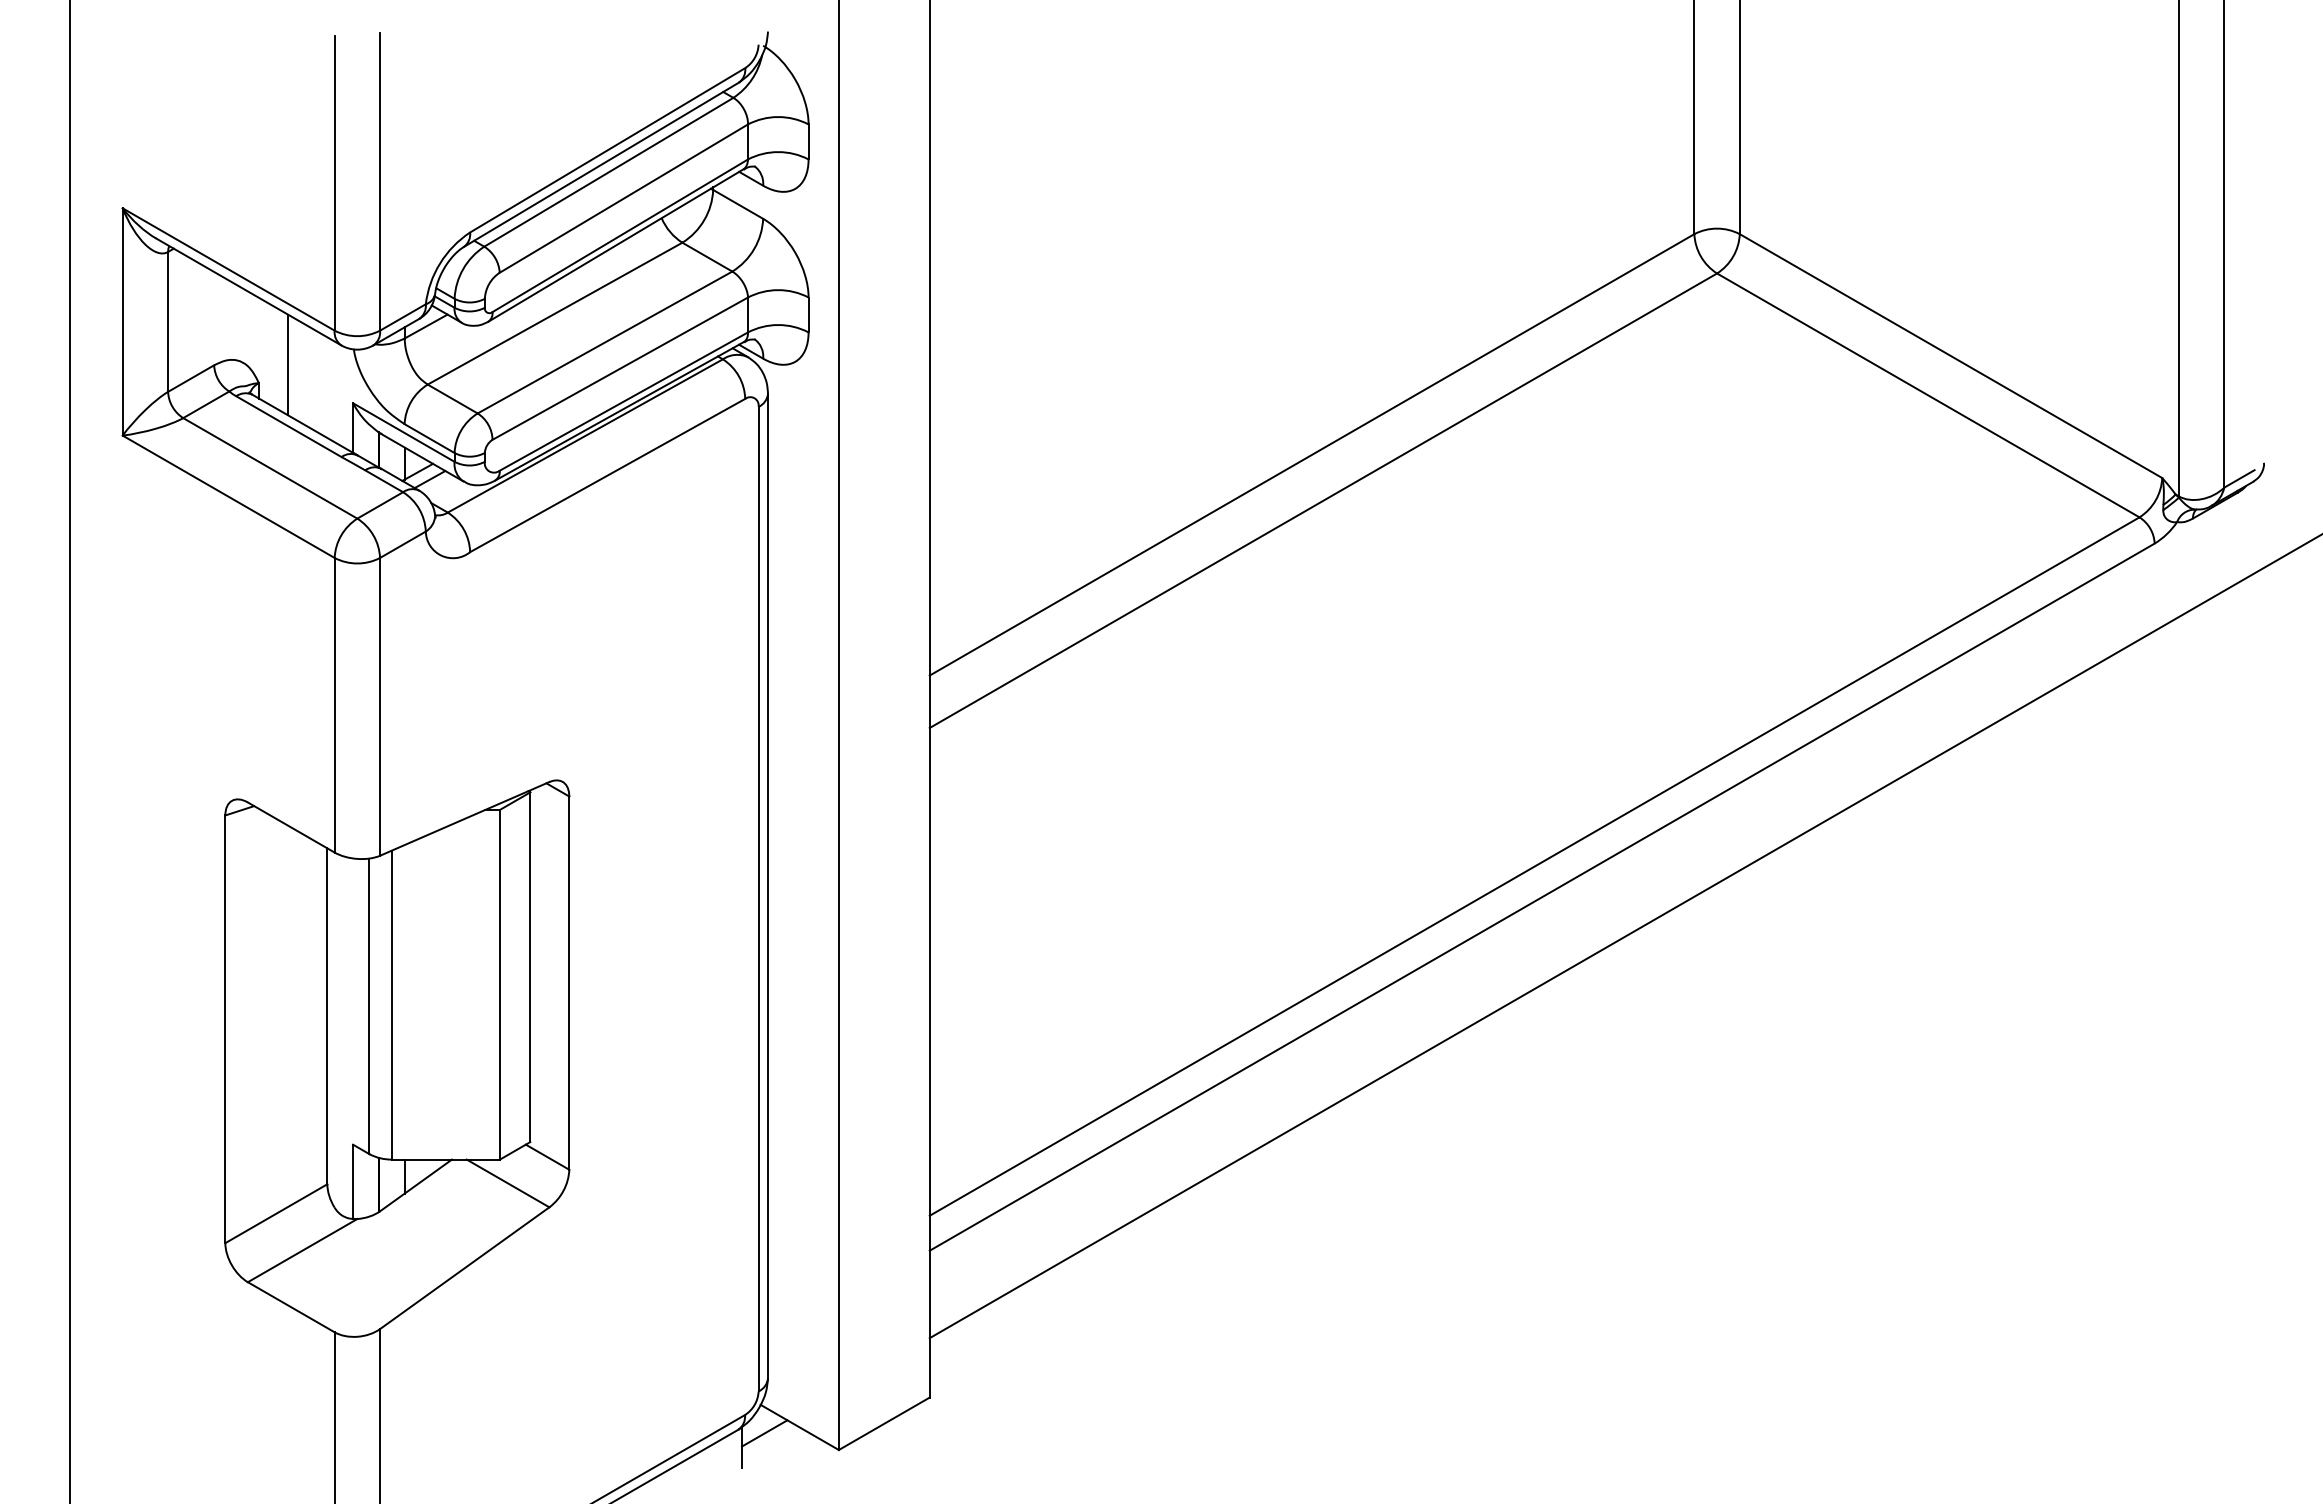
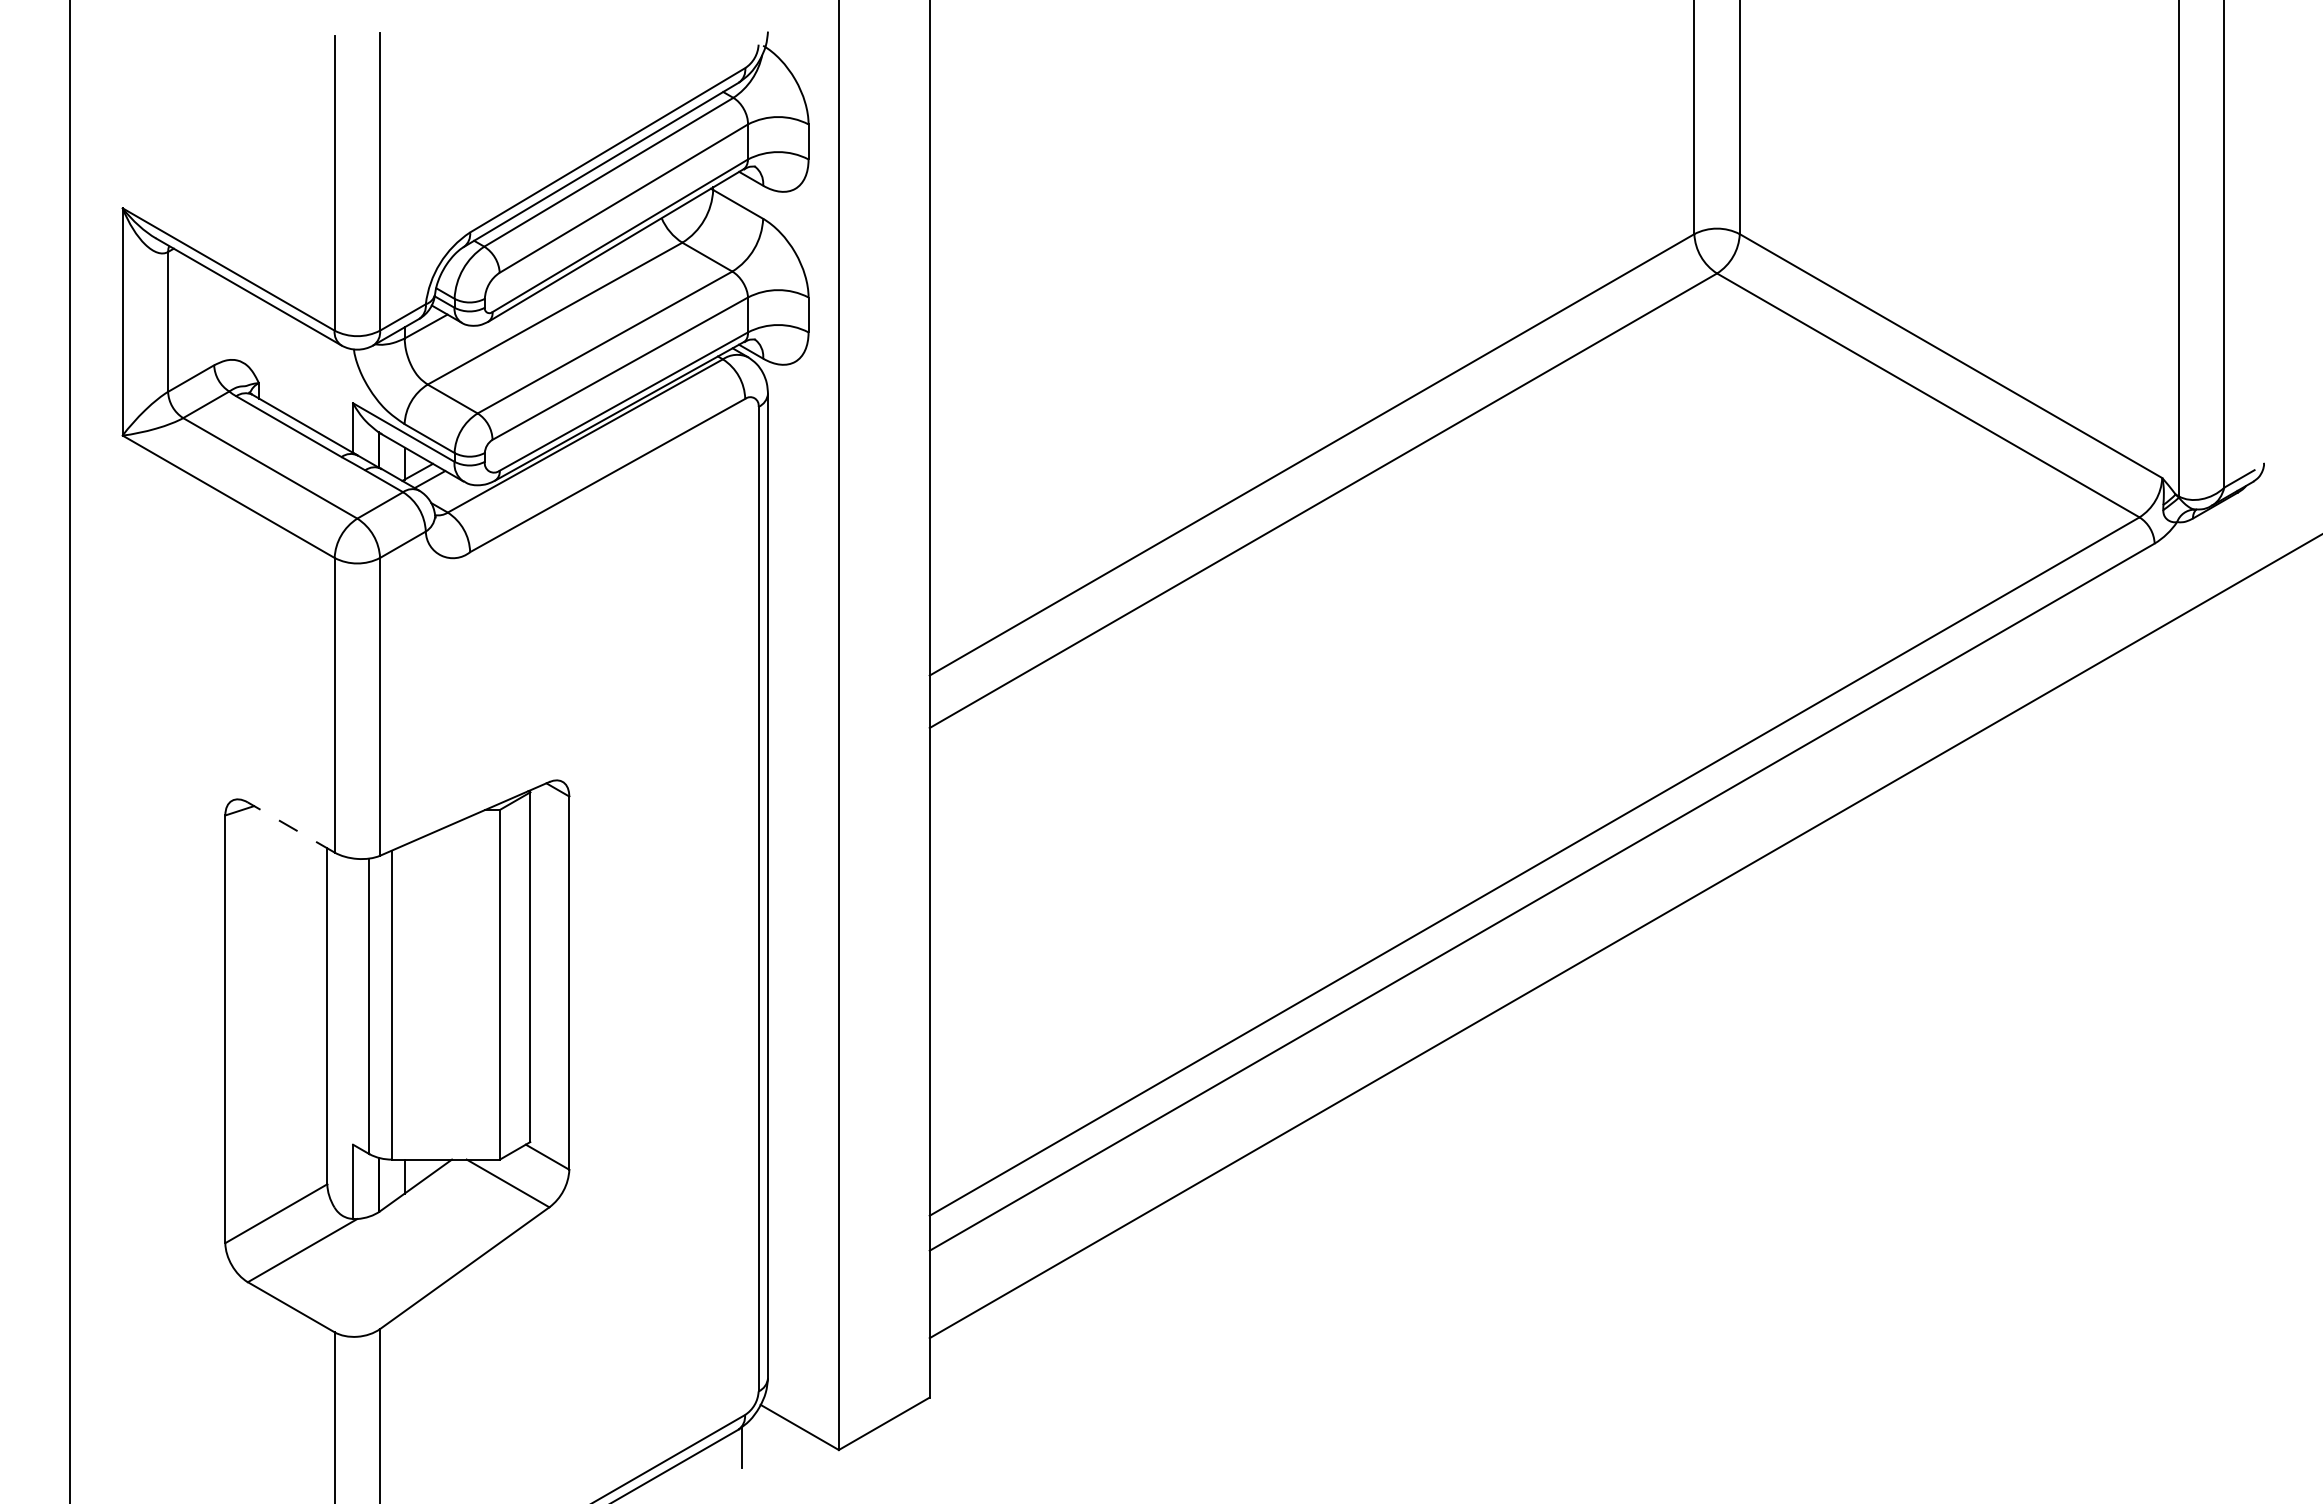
line: present -> none (288, 364)
line: solid -> dashed (290, 827)
line: present -> none (764, 1433)
